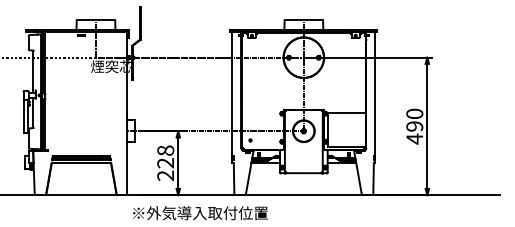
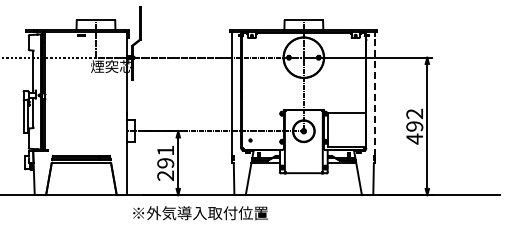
line: solid -> dashed (375, 95)
text: 490 -> 492 (414, 113)
text: 228 -> 291 (165, 156)
